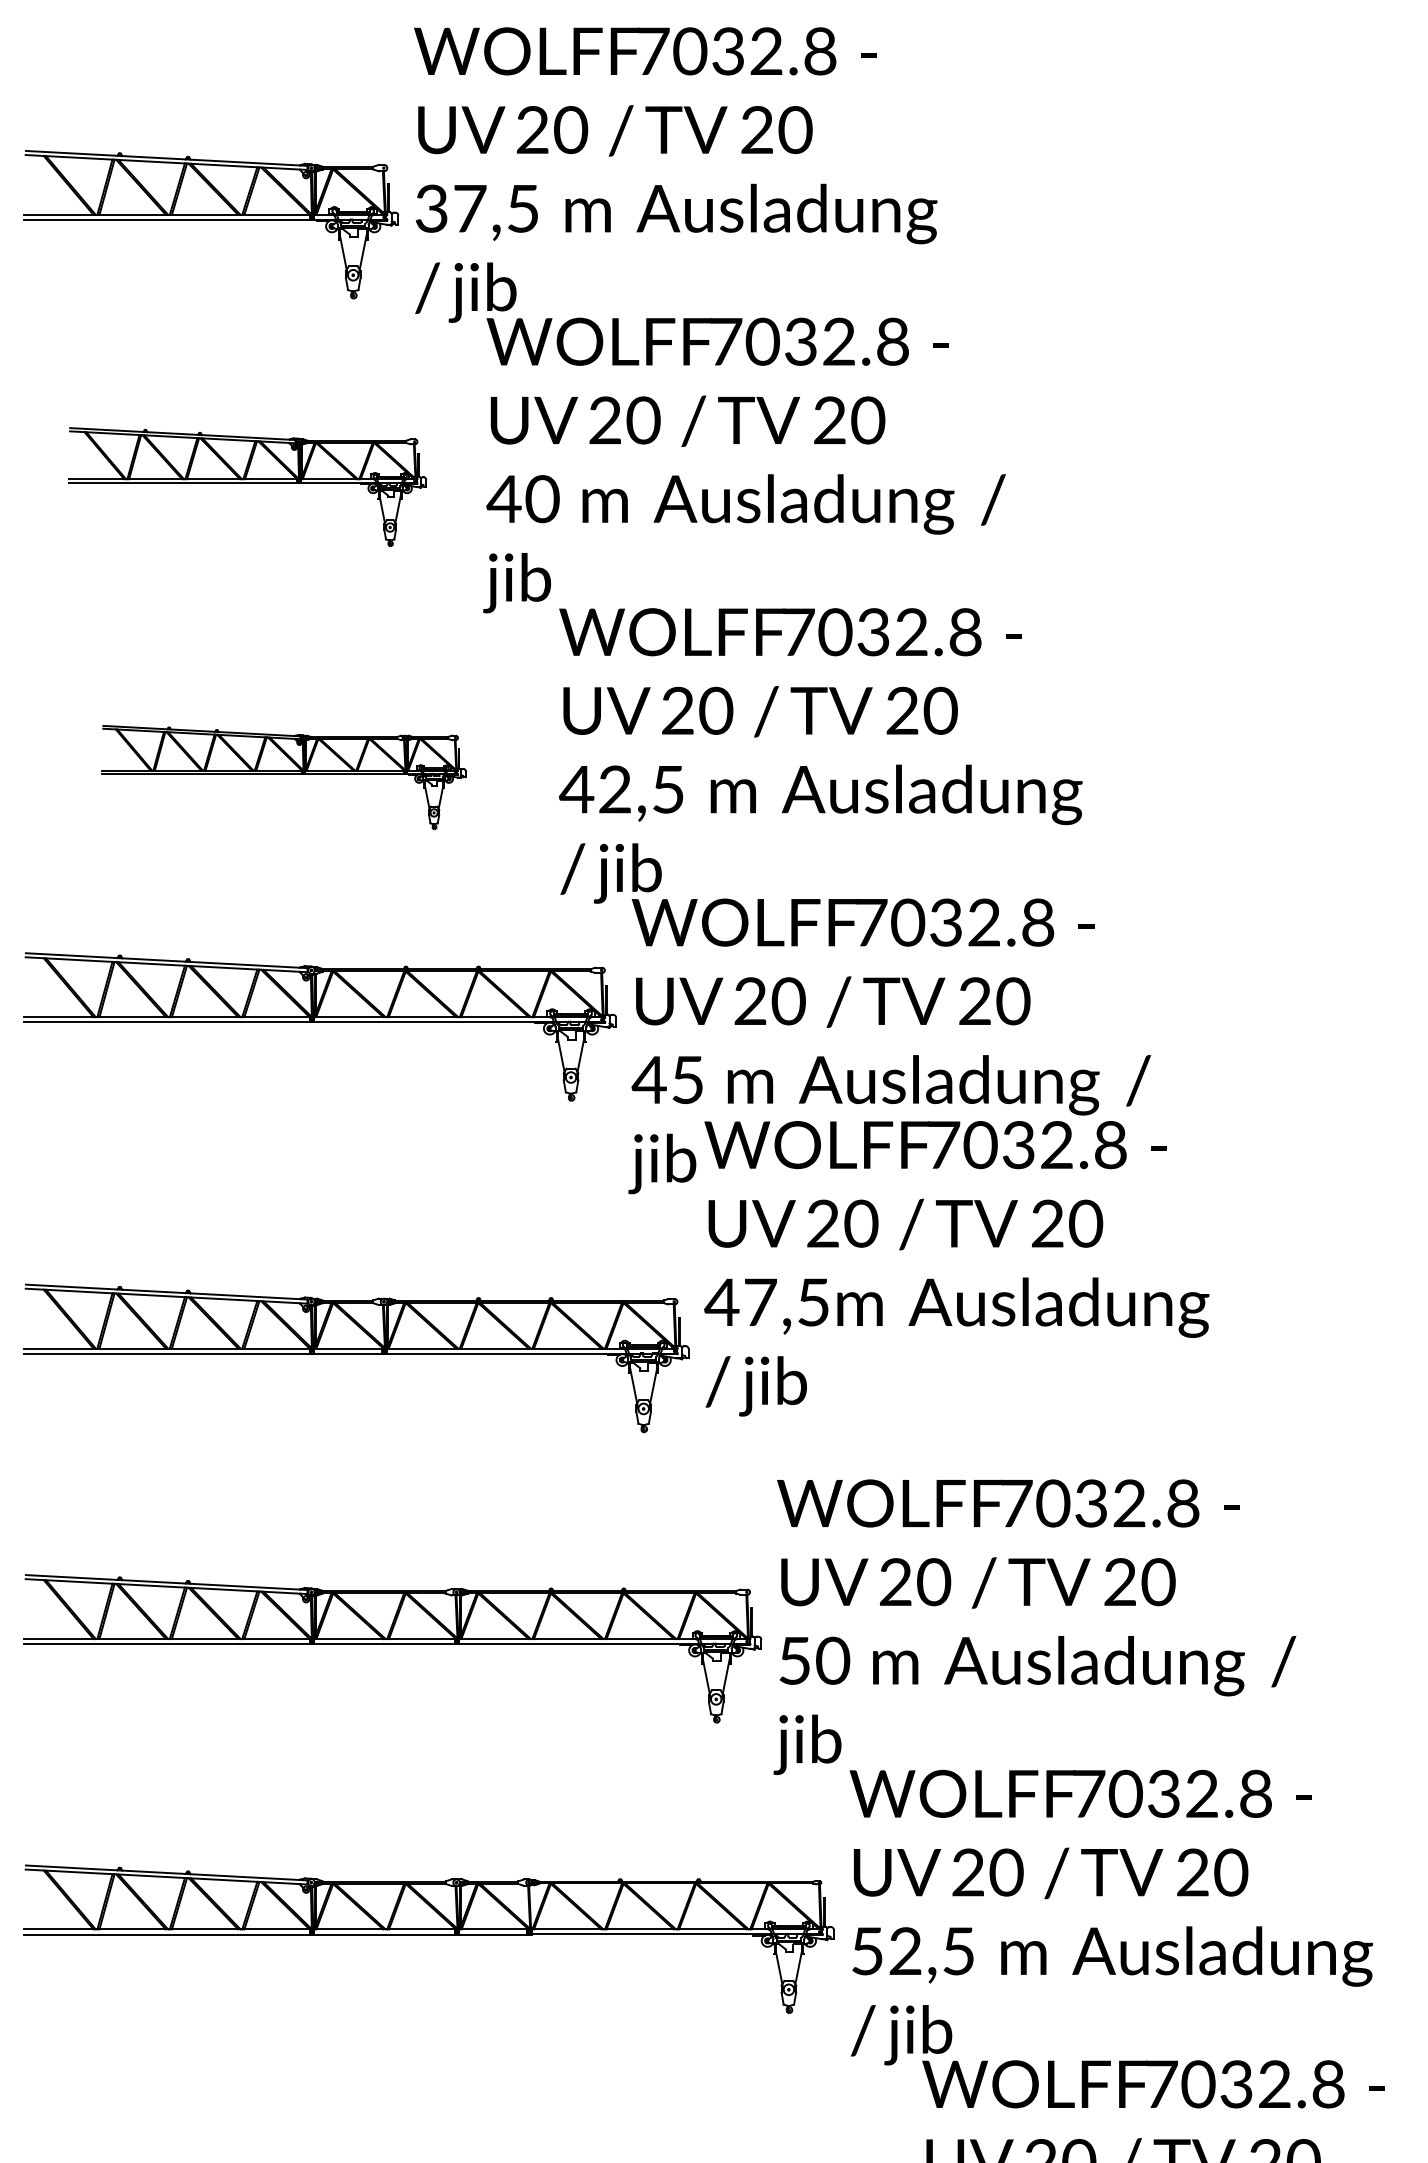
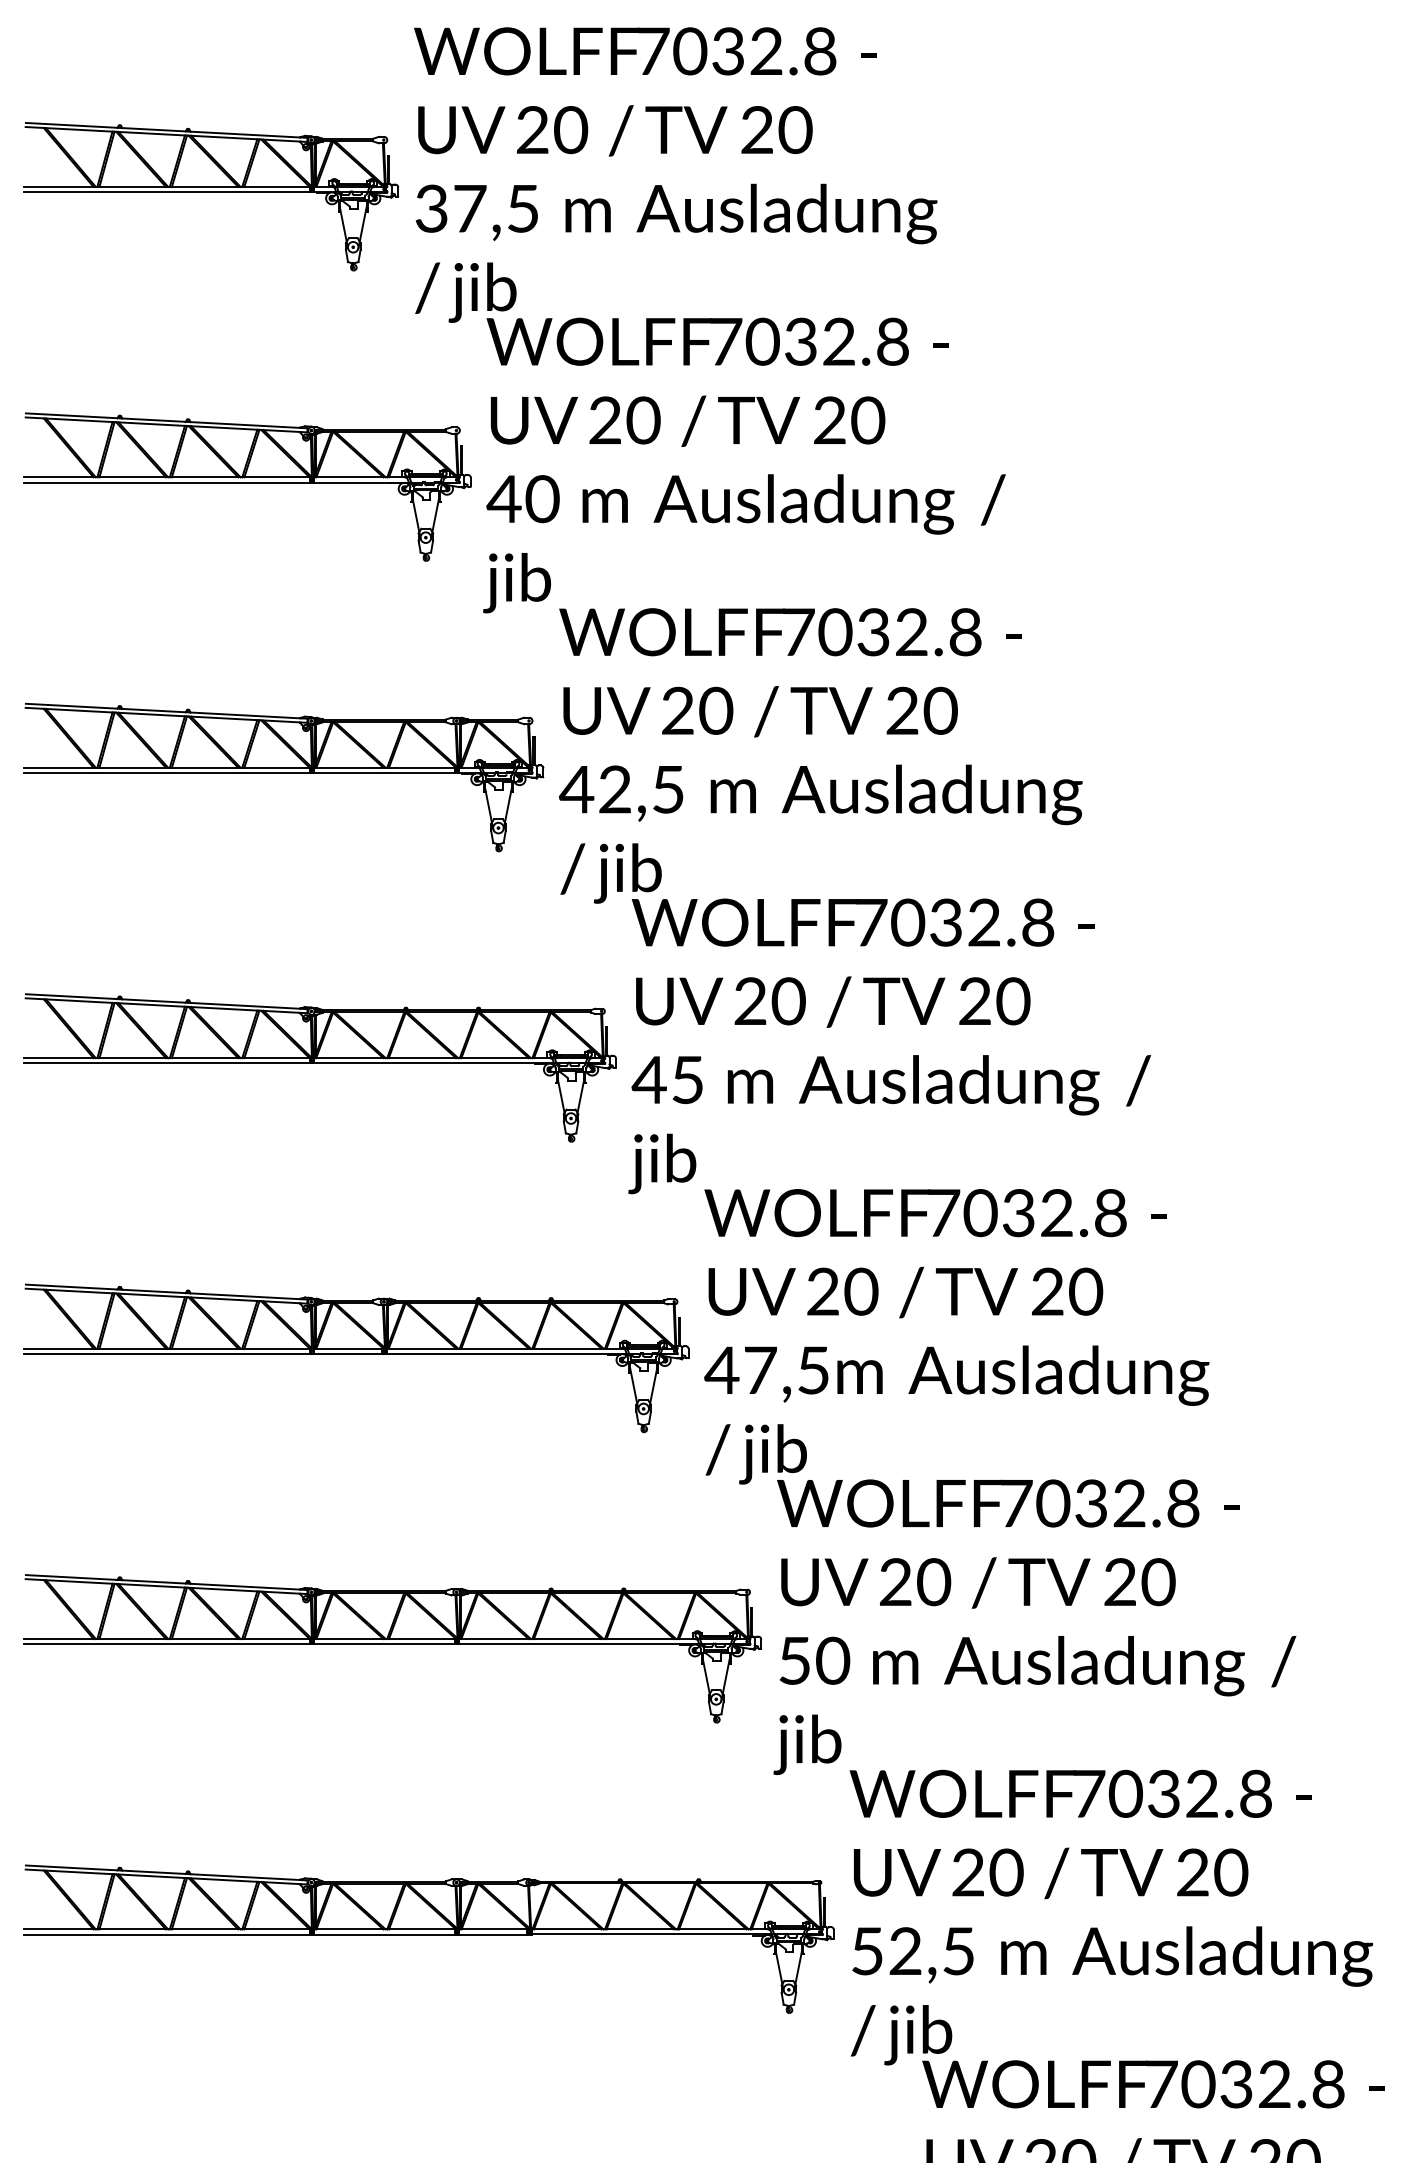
part position: (210, 224) -> (210, 196) (210, 196)
part size: 359x120 px -> 449x150 px (247, 486)
part size: 366x106 px -> 522x151 px (283, 777)
part position: (319, 1026) -> (319, 1067) (319, 1067)
text position: (956, 1268) -> (956, 1336) (956, 1336)
